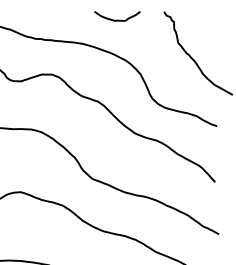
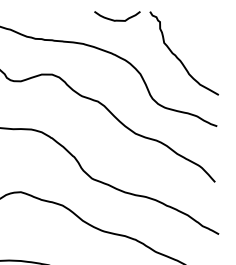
curve position: (192, 57) -> (178, 57) (178, 57)
